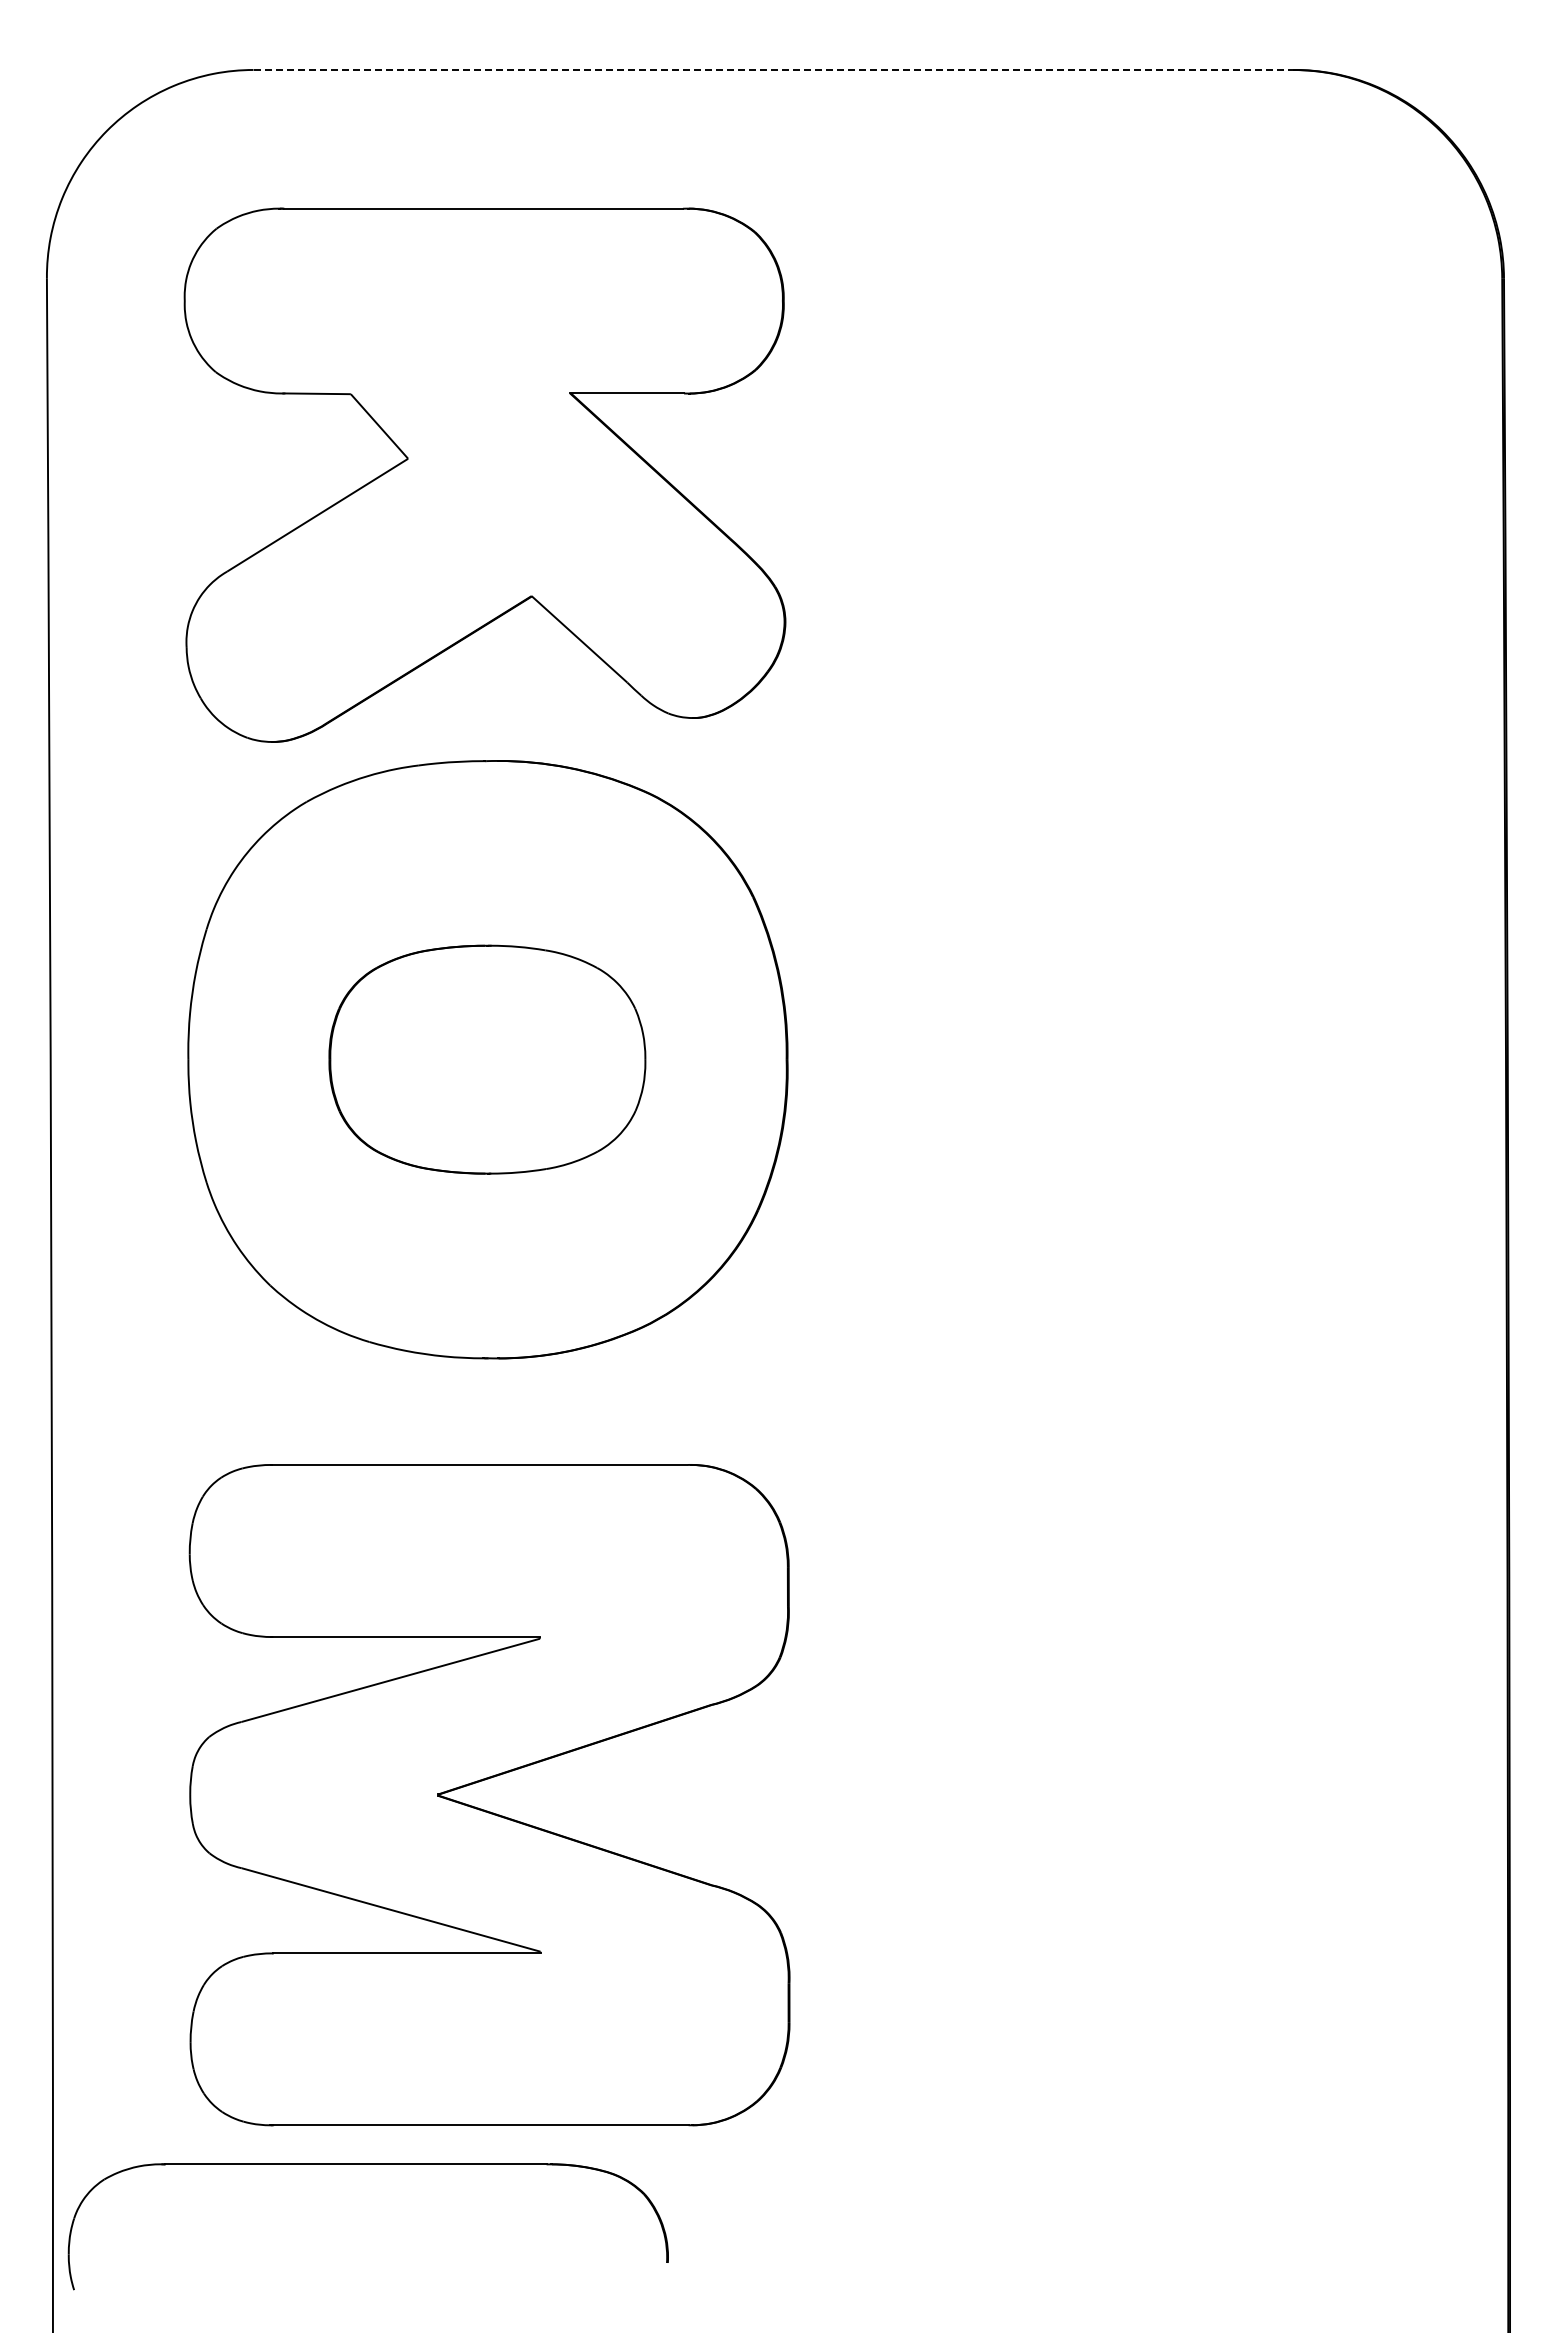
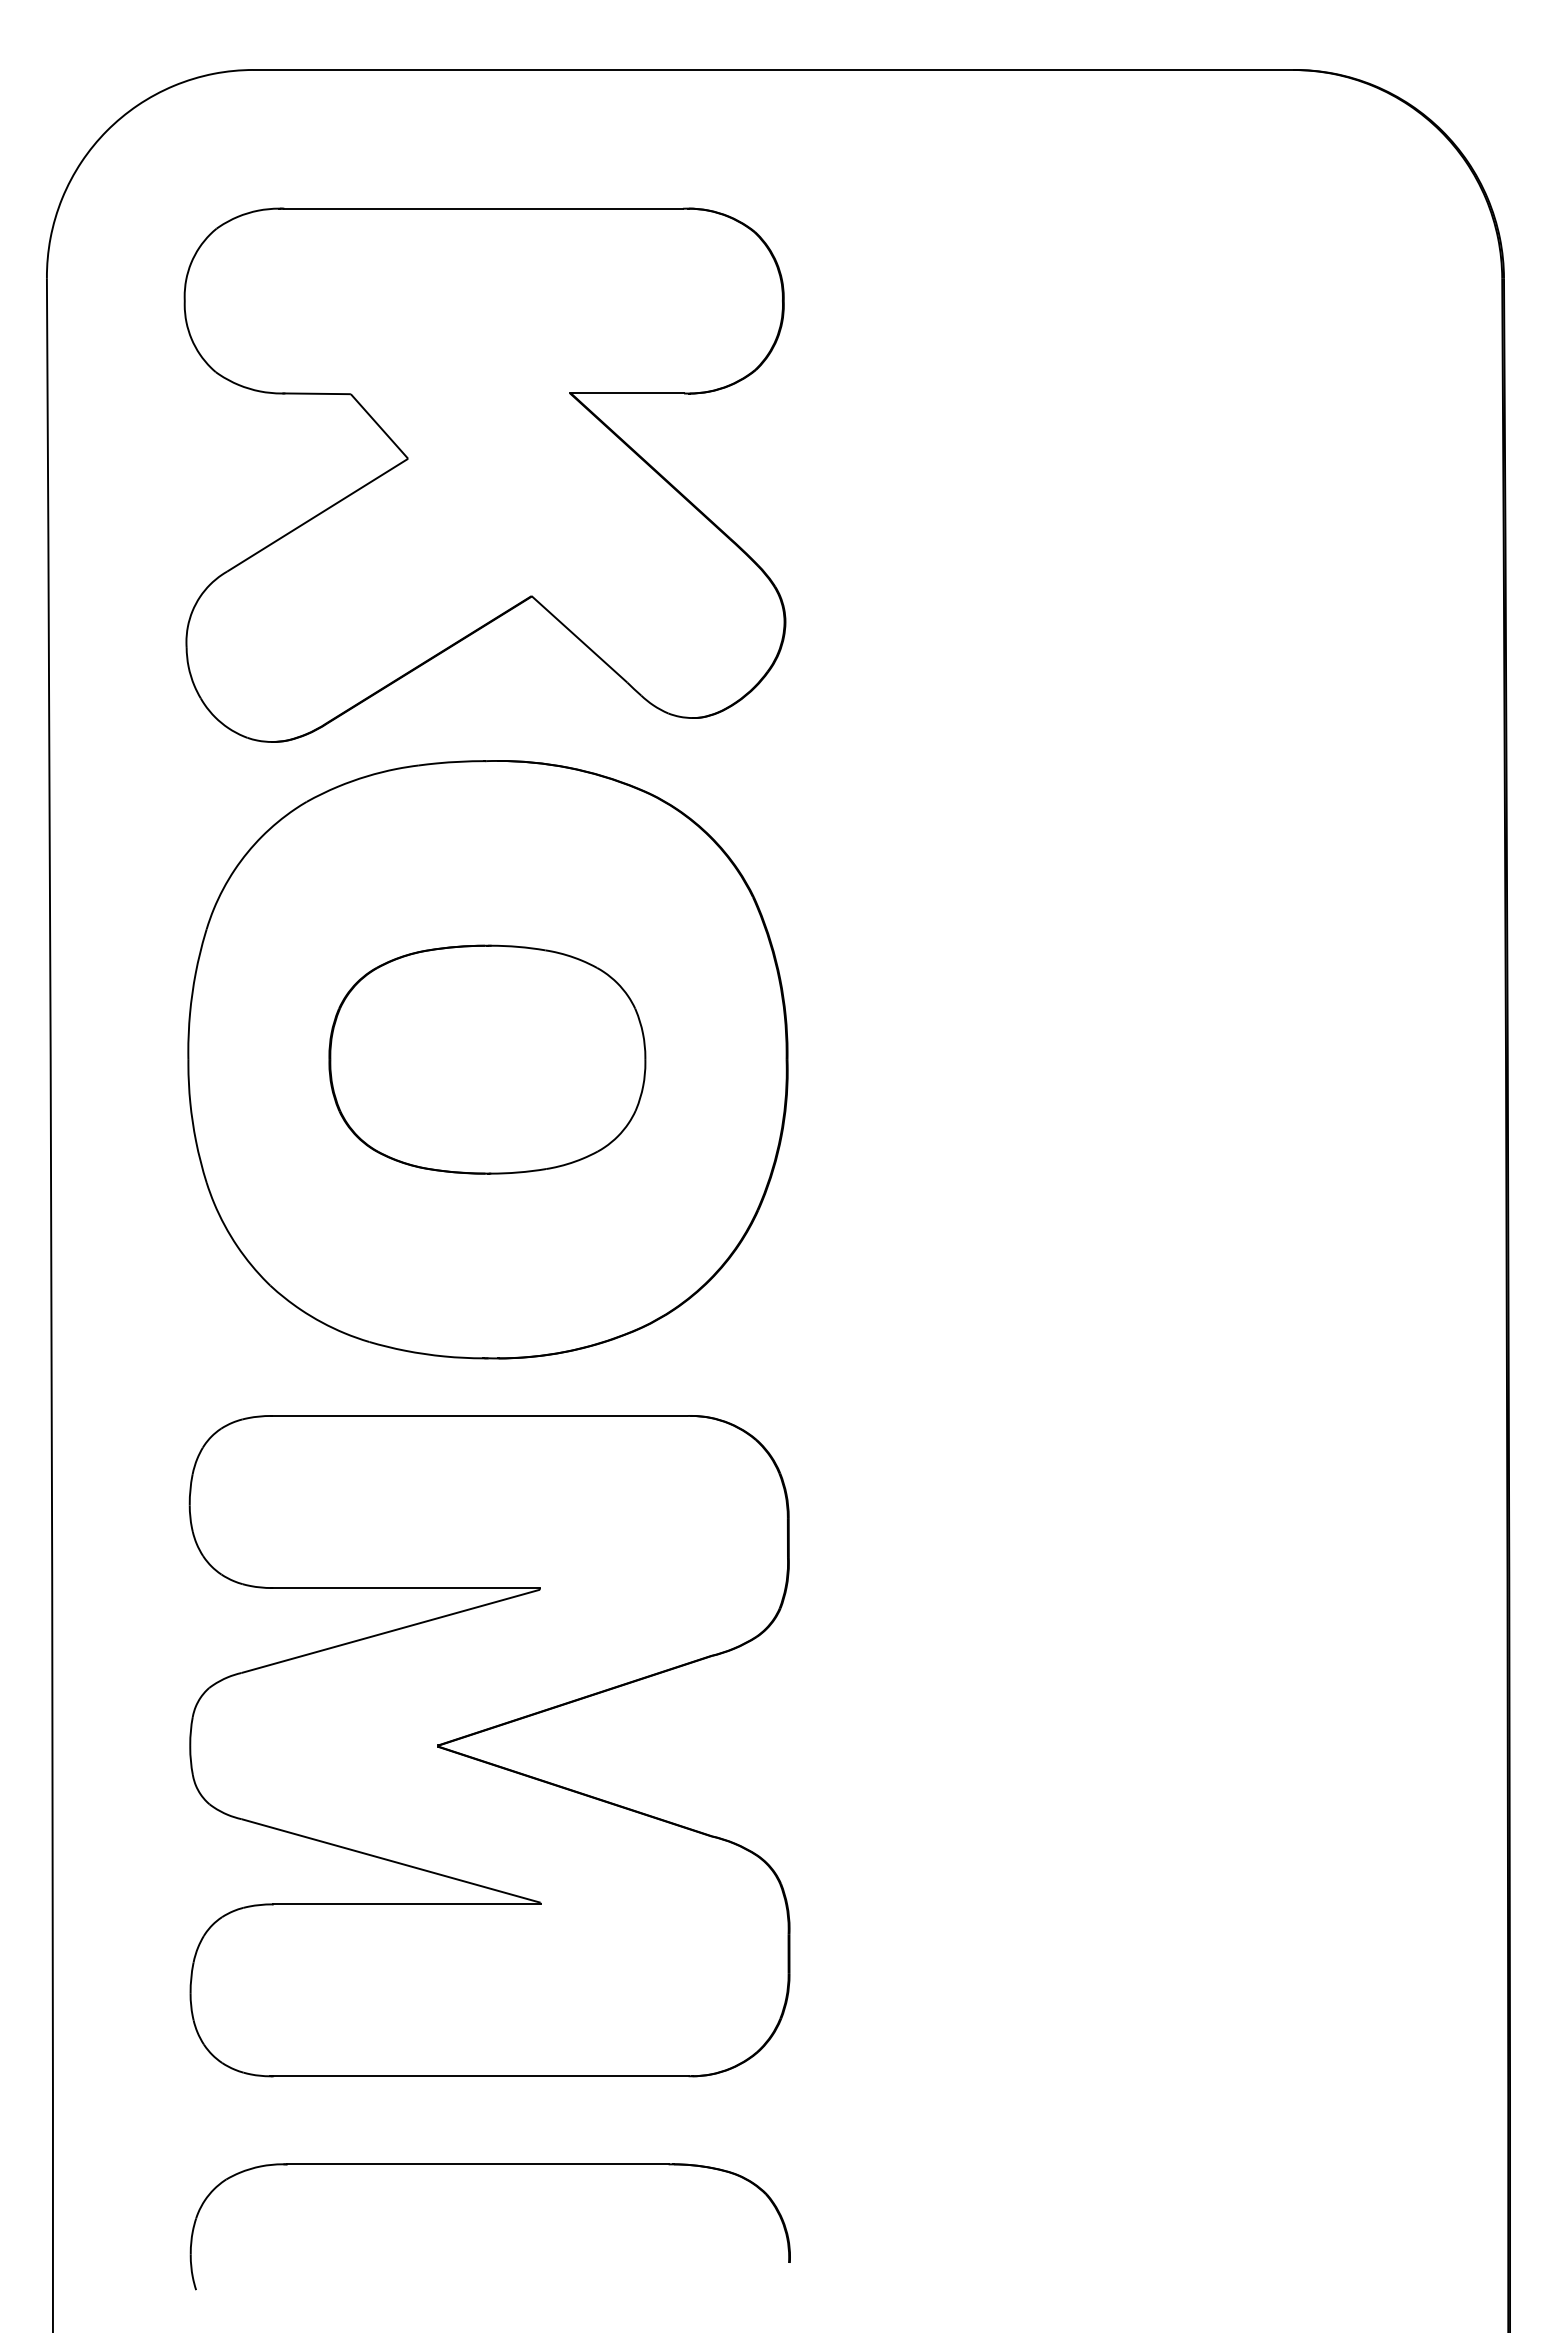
line: dashed -> solid (774, 69)
part position: (484, 1809) -> (484, 1760) (484, 1760)
part position: (367, 2164) -> (489, 2164) (489, 2164)
